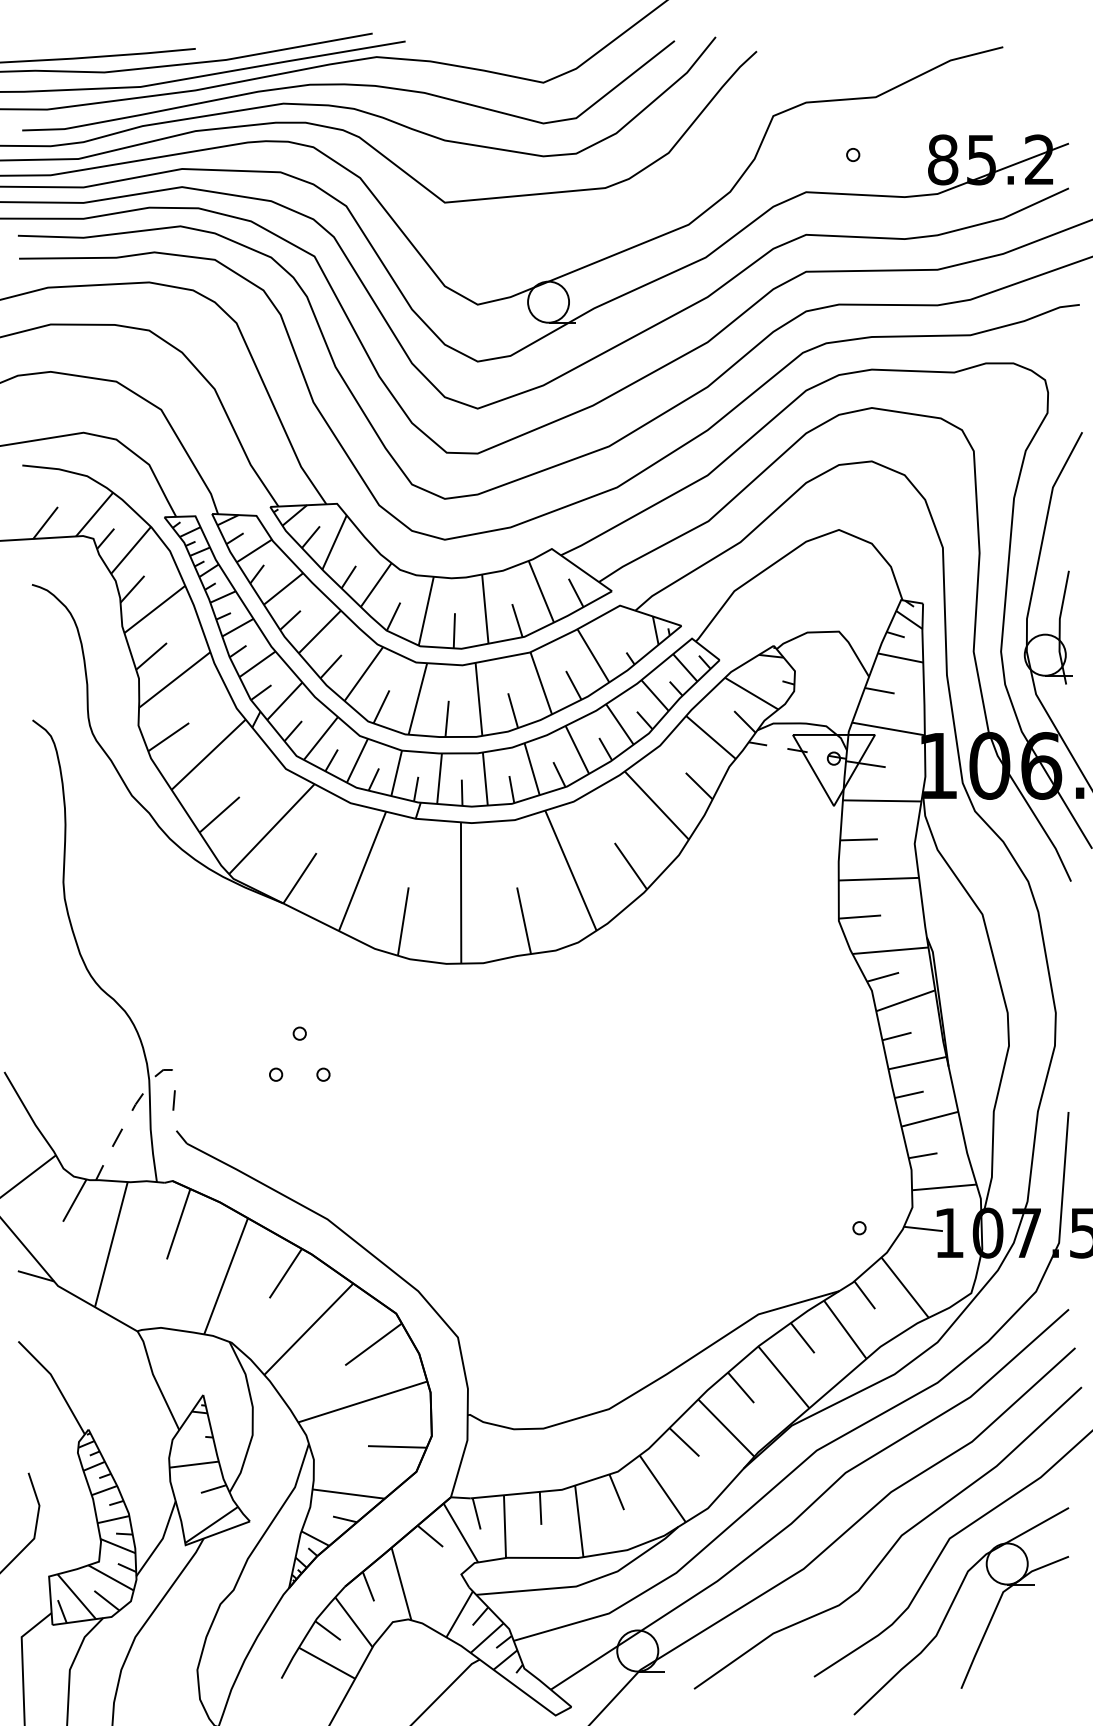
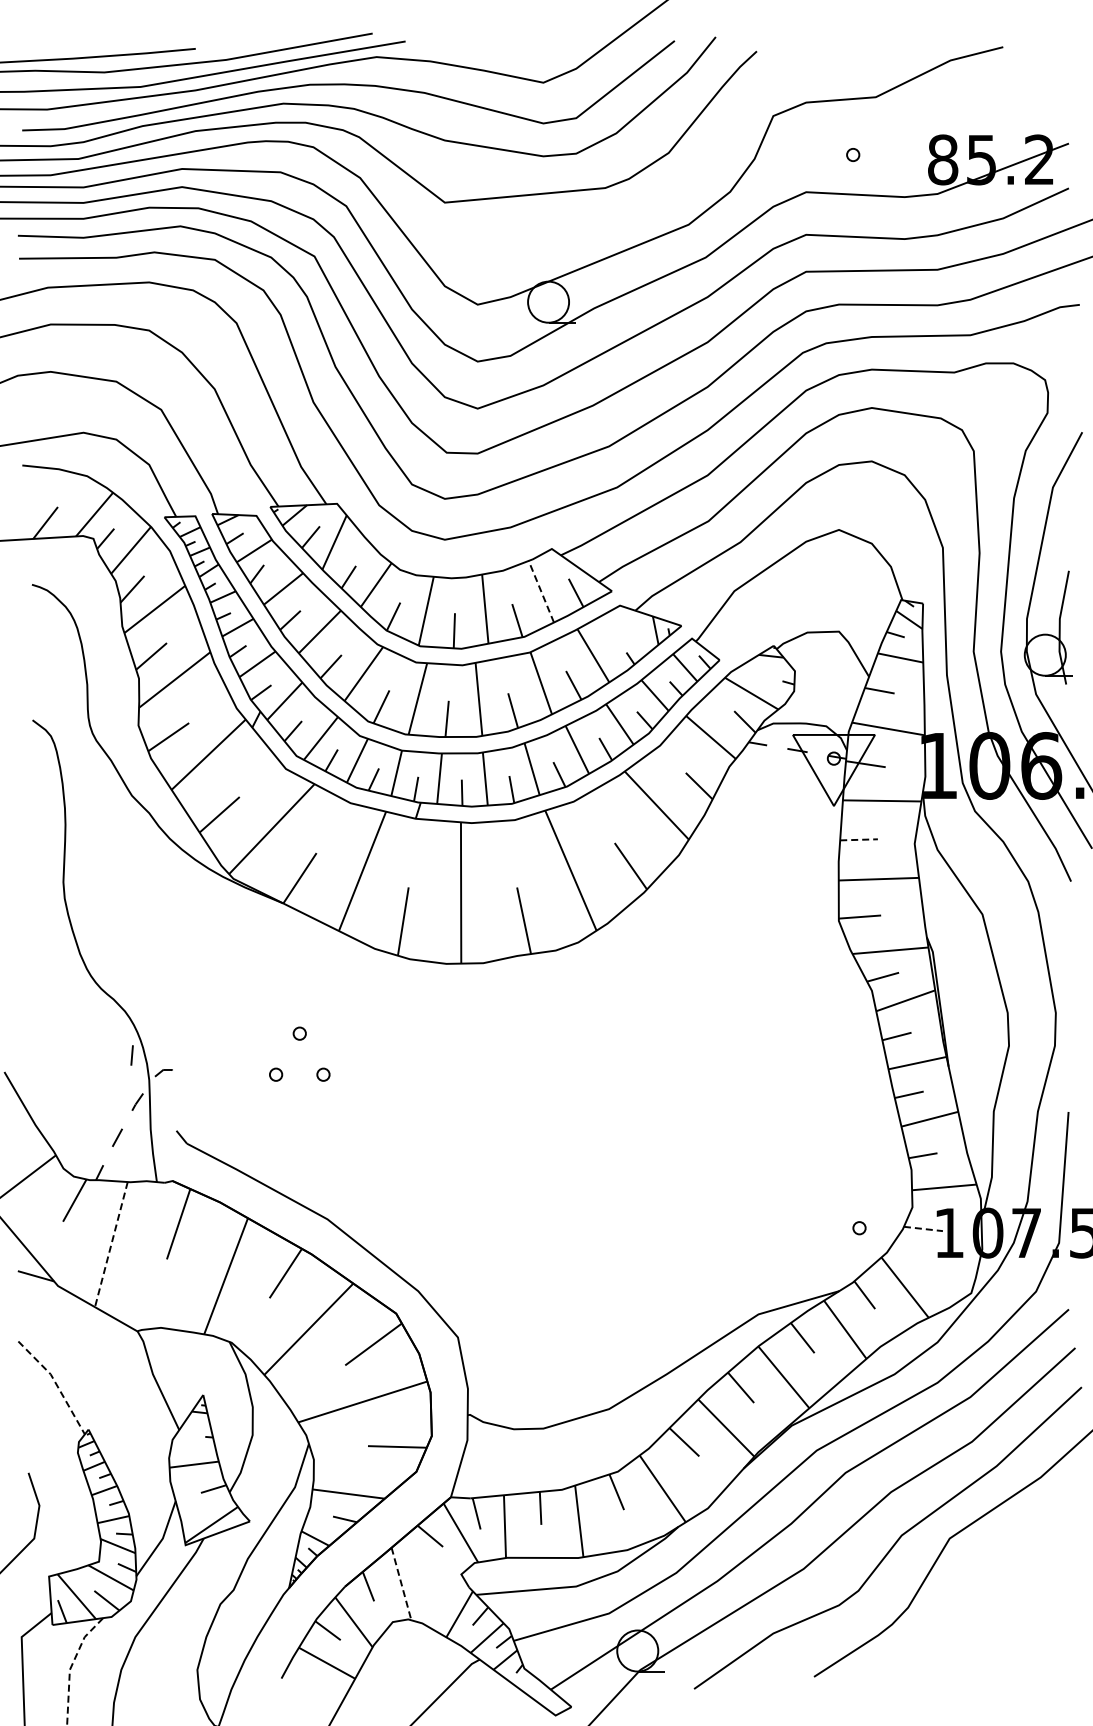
line: solid -> dashed (541, 591)
line: solid -> dashed (859, 839)
line position: (173, 1100) -> (131, 1055) (131, 1055)
line: solid -> dashed (923, 1228)
line: solid -> dashed (111, 1244)
line: solid -> dashed (56, 1383)
line: solid -> dashed (401, 1584)
part: present -> none (951, 1607)
line: solid -> dashed (71, 1666)
